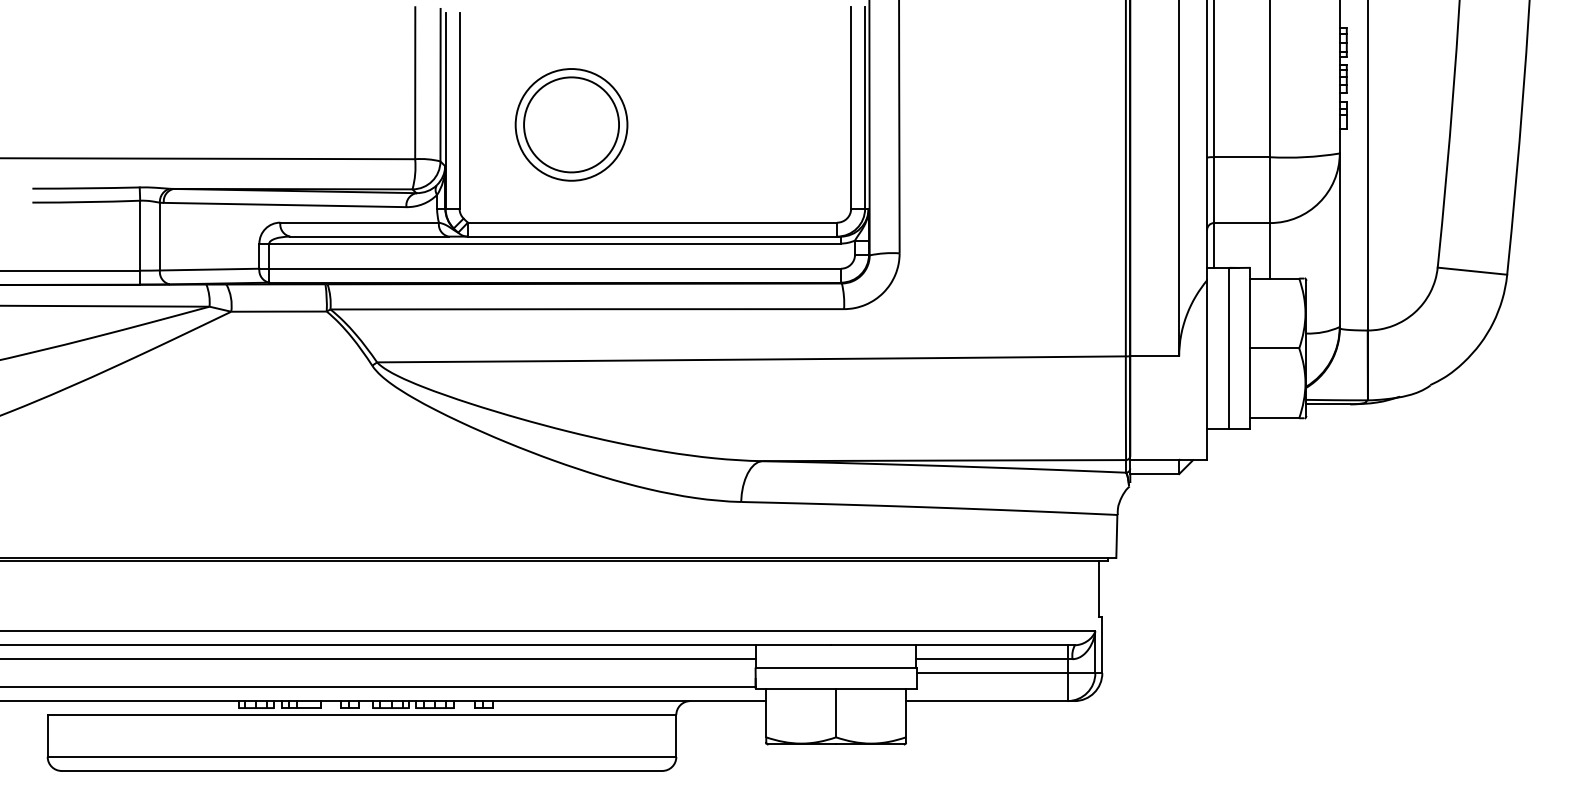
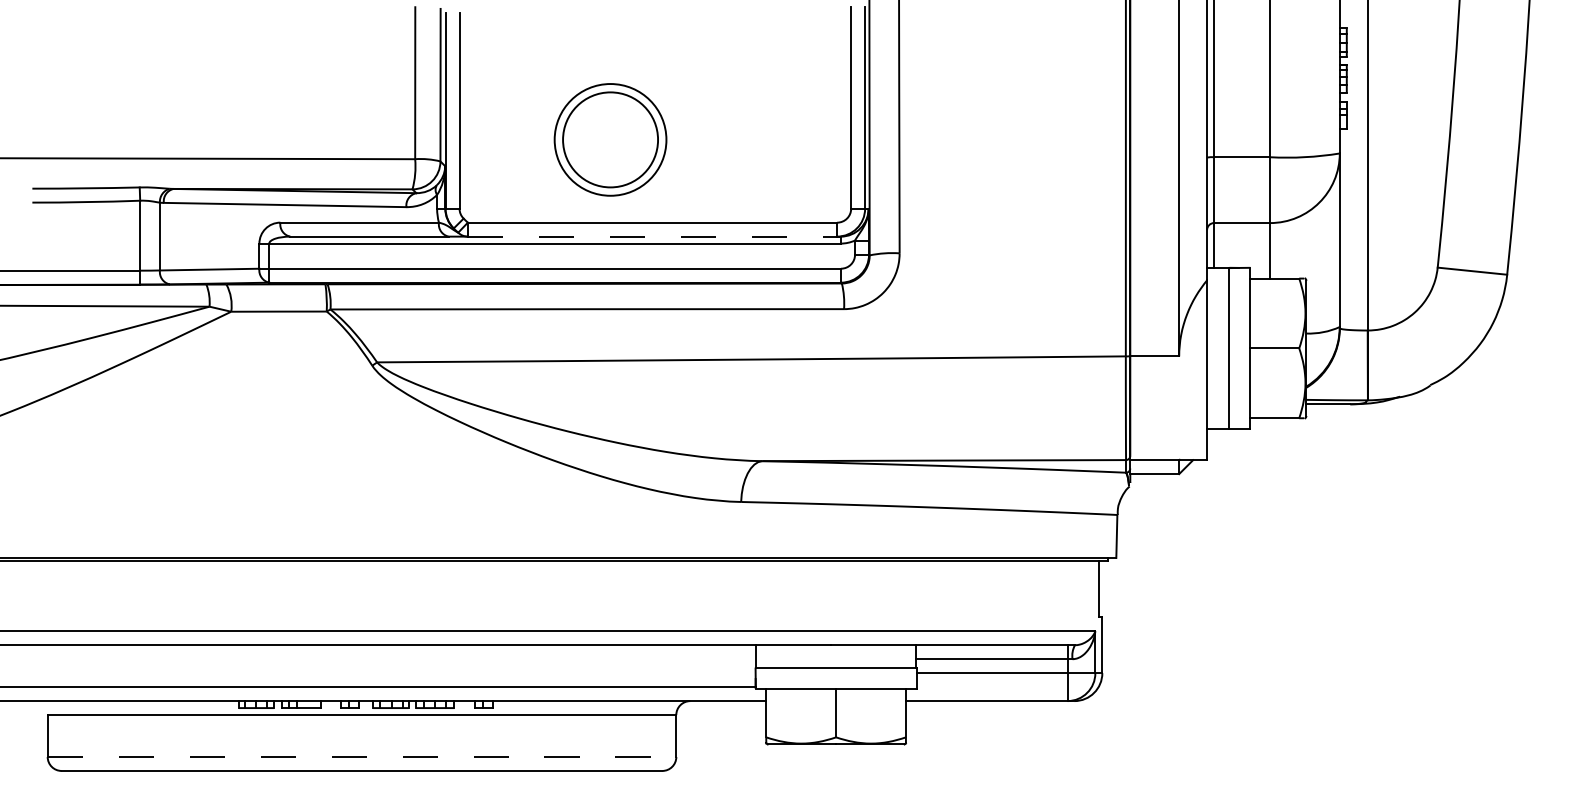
part position: (571, 124) -> (610, 139) (610, 139)
line: solid -> dashed (652, 236)
line: present -> none (378, 659)
line: solid -> dashed (362, 756)
